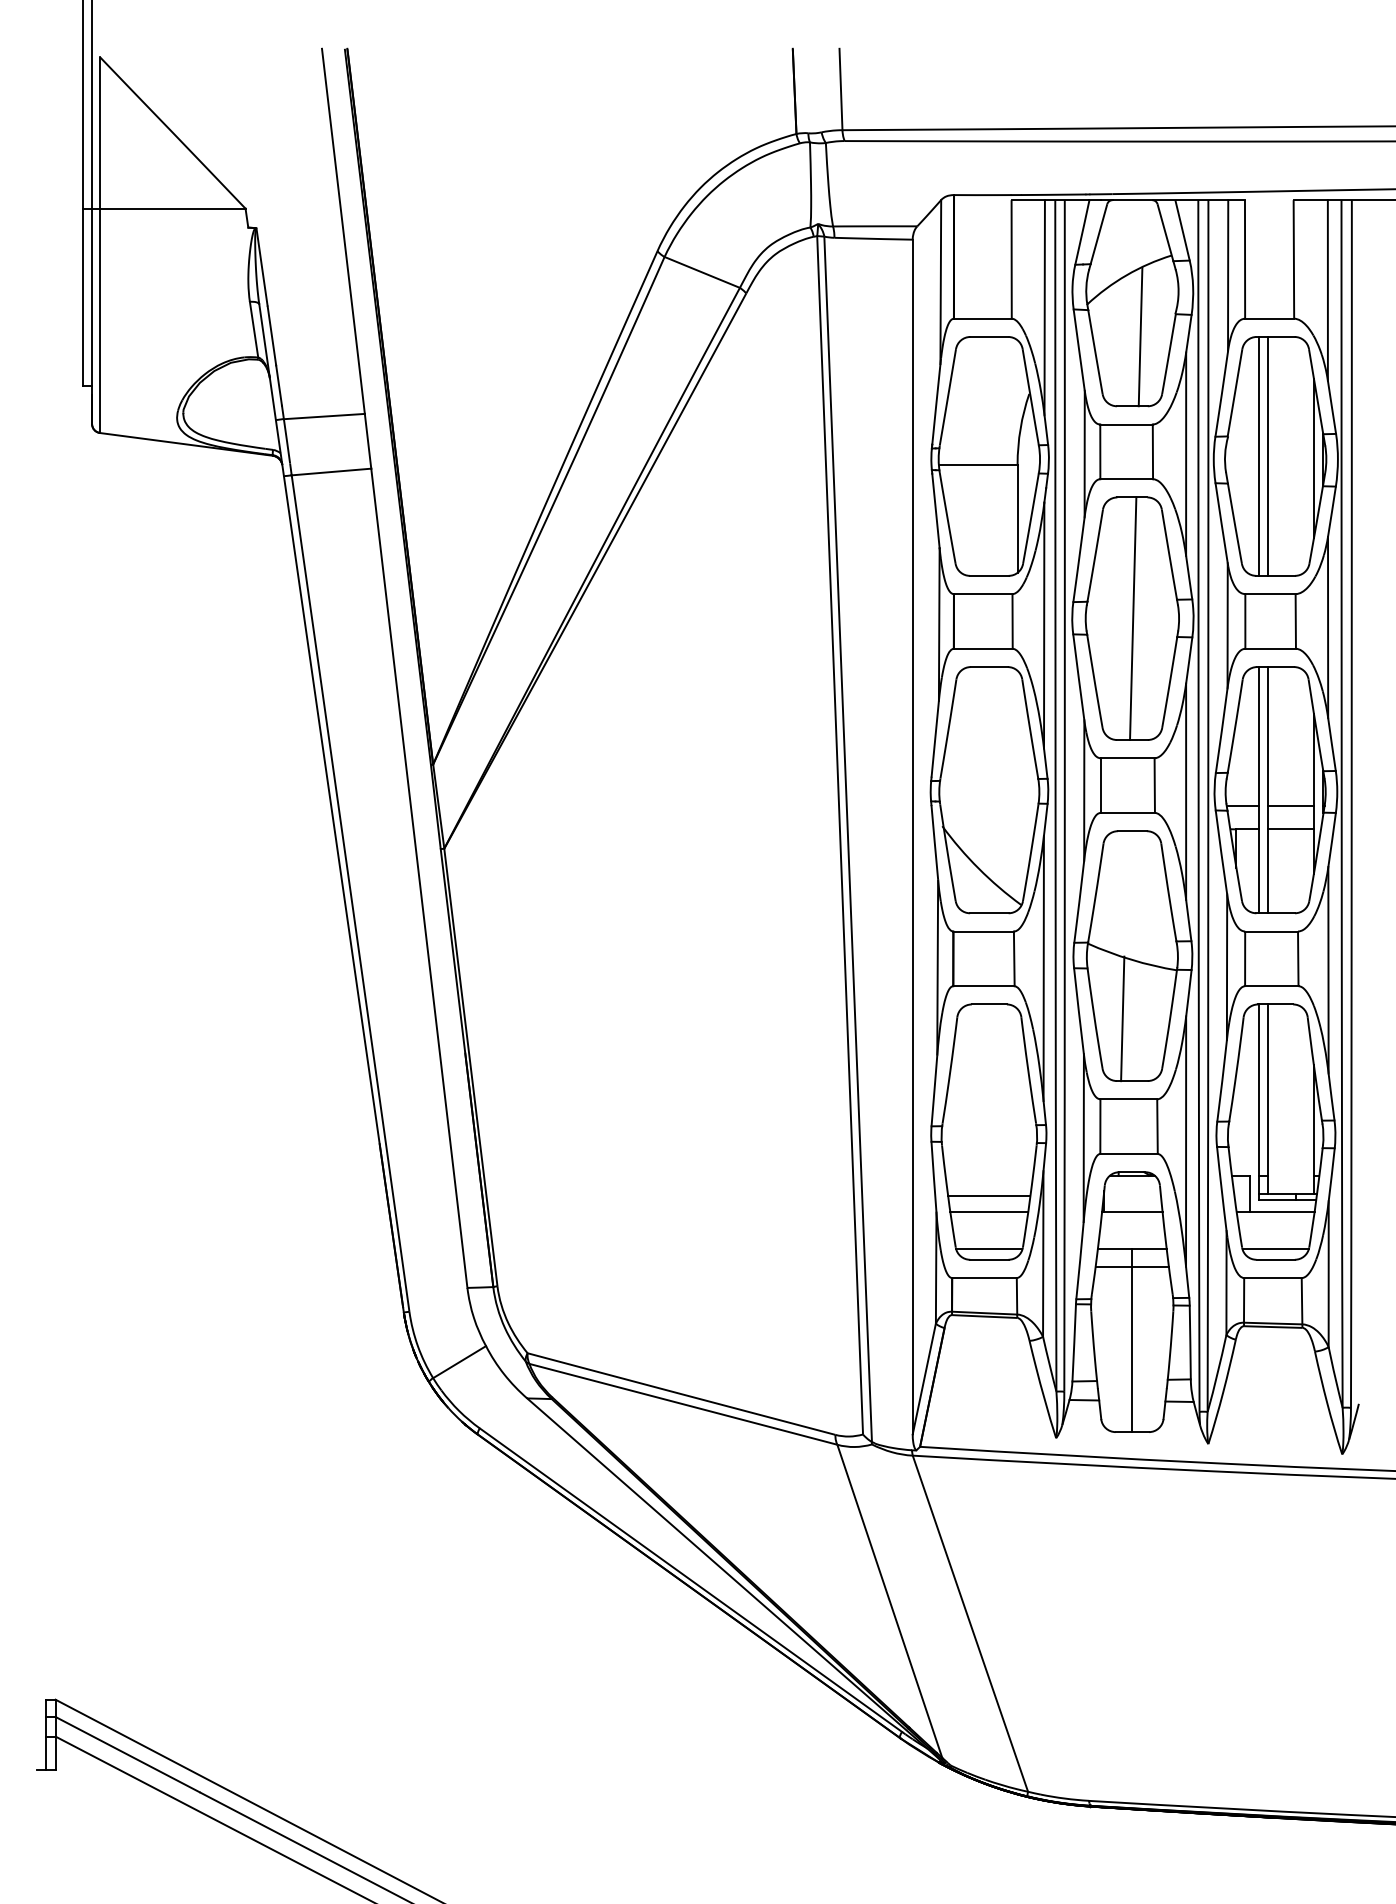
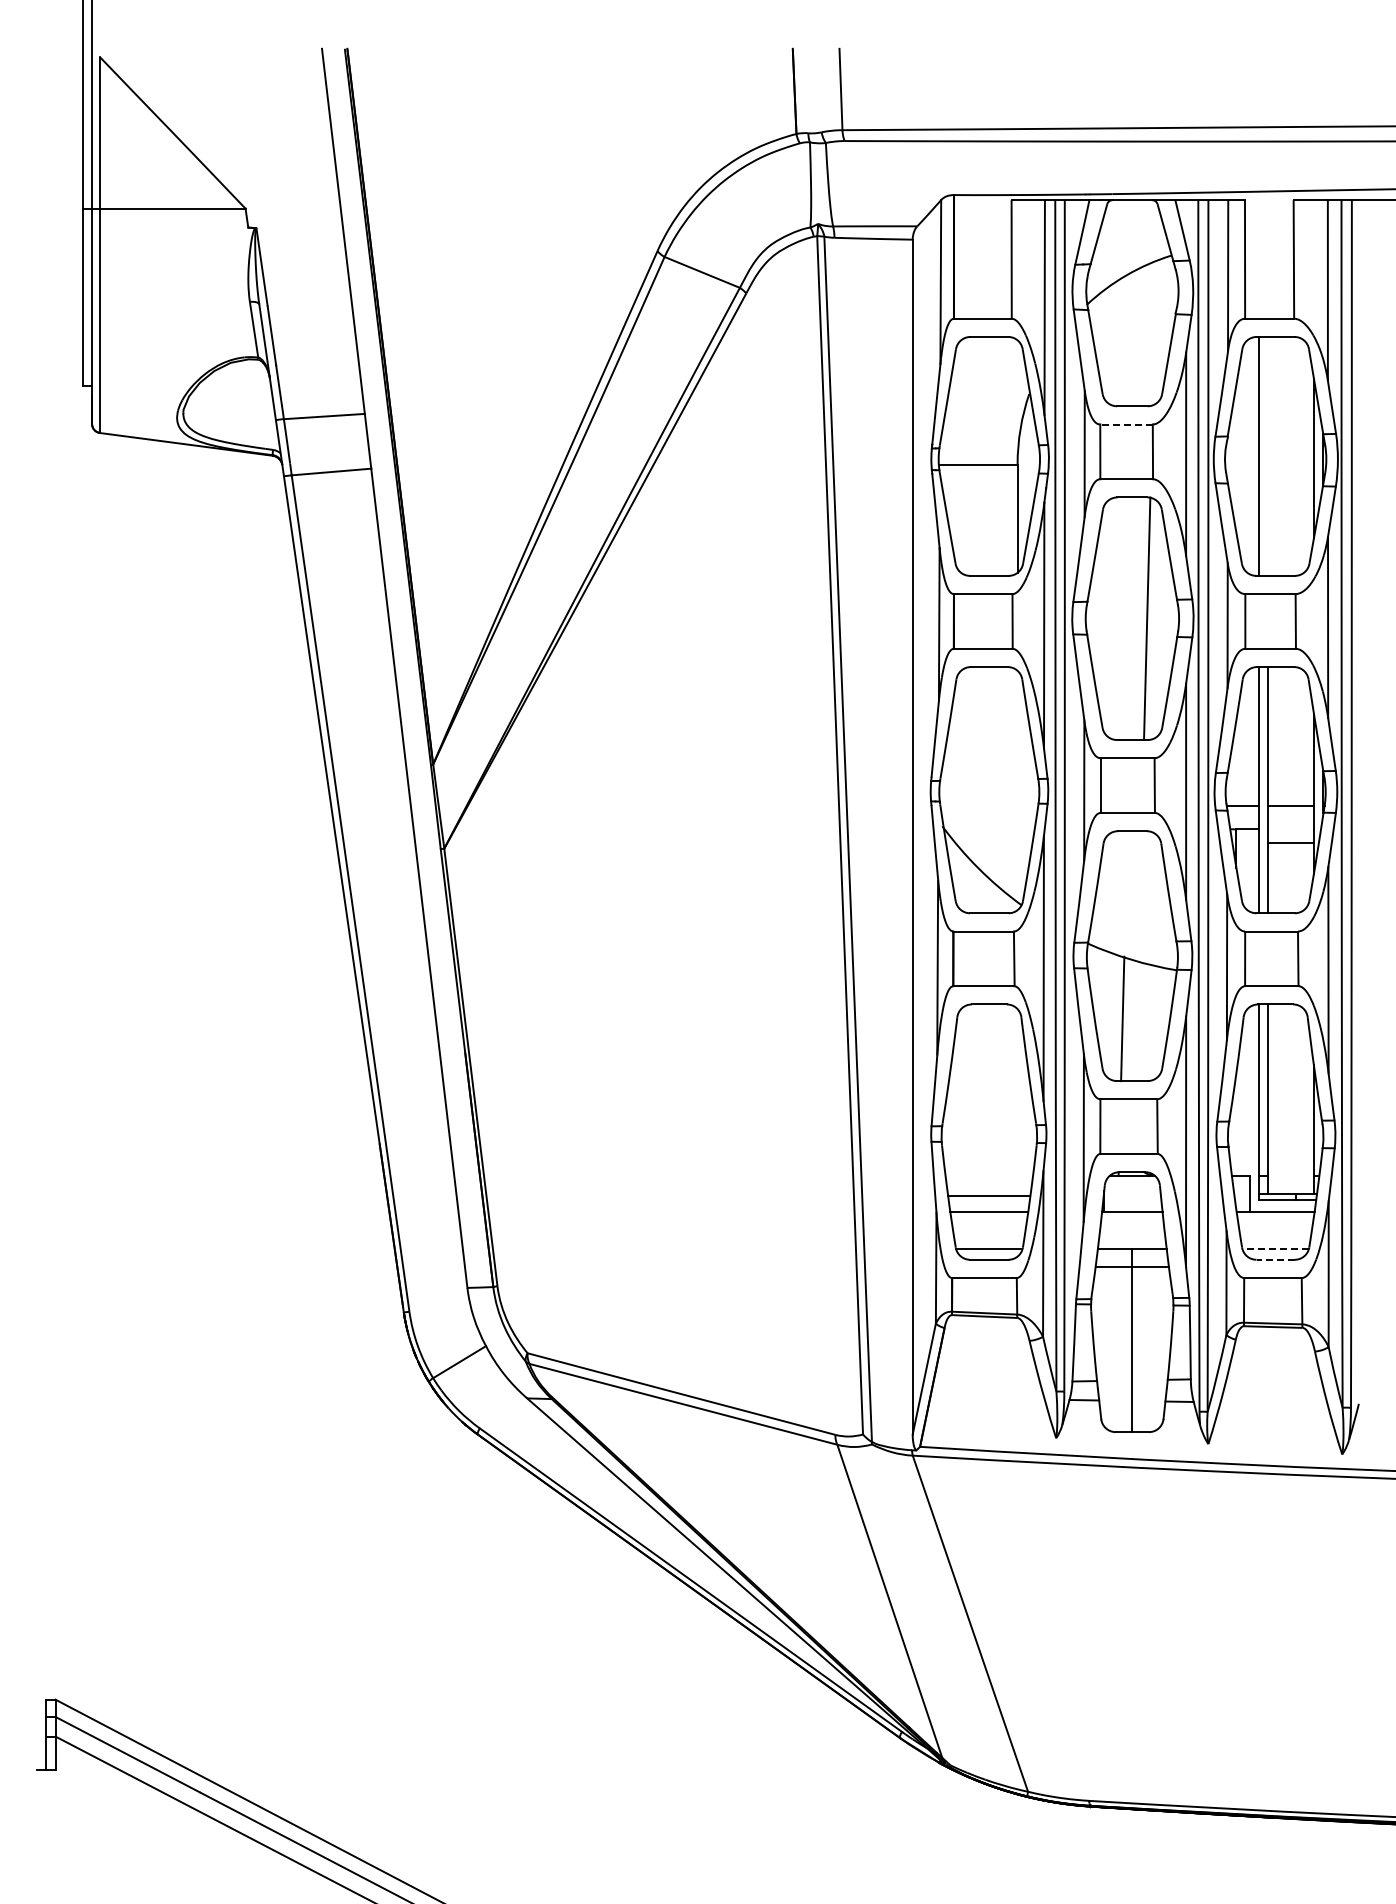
line: present -> none (1140, 336)
line: solid -> dashed (1126, 424)
line: present -> none (1268, 455)
line position: (1133, 618) -> (1147, 618) (1147, 618)
line position: (1290, 829) -> (1290, 843) (1290, 843)
line: solid -> dashed (1275, 1248)
line: solid -> dashed (1275, 1259)
